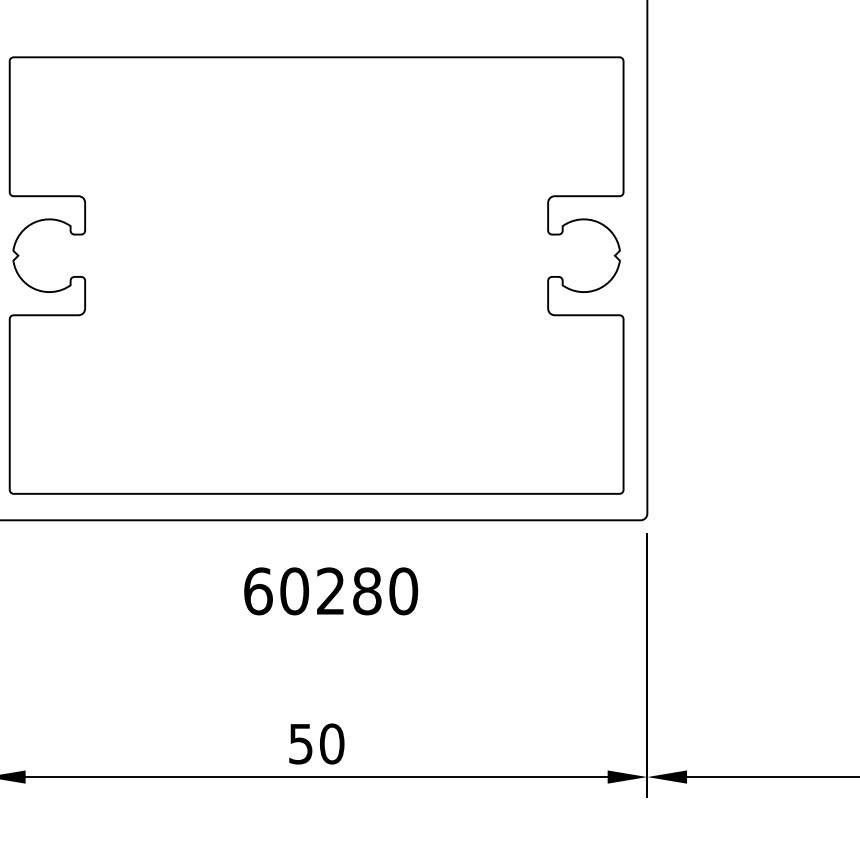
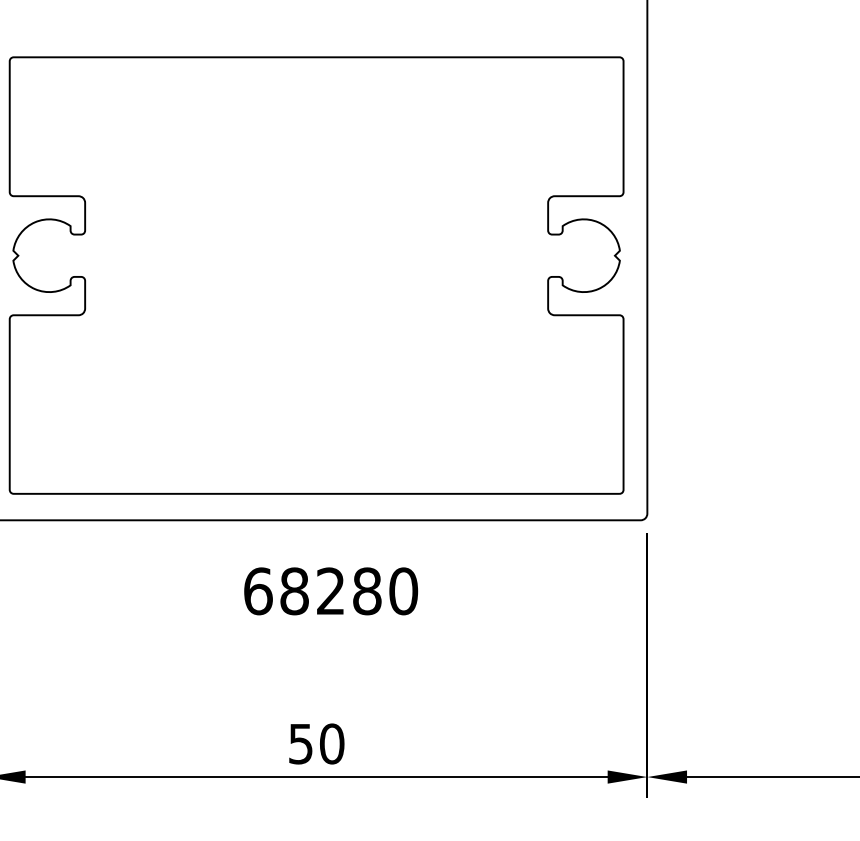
text: 60280 -> 68280 (294, 591)
